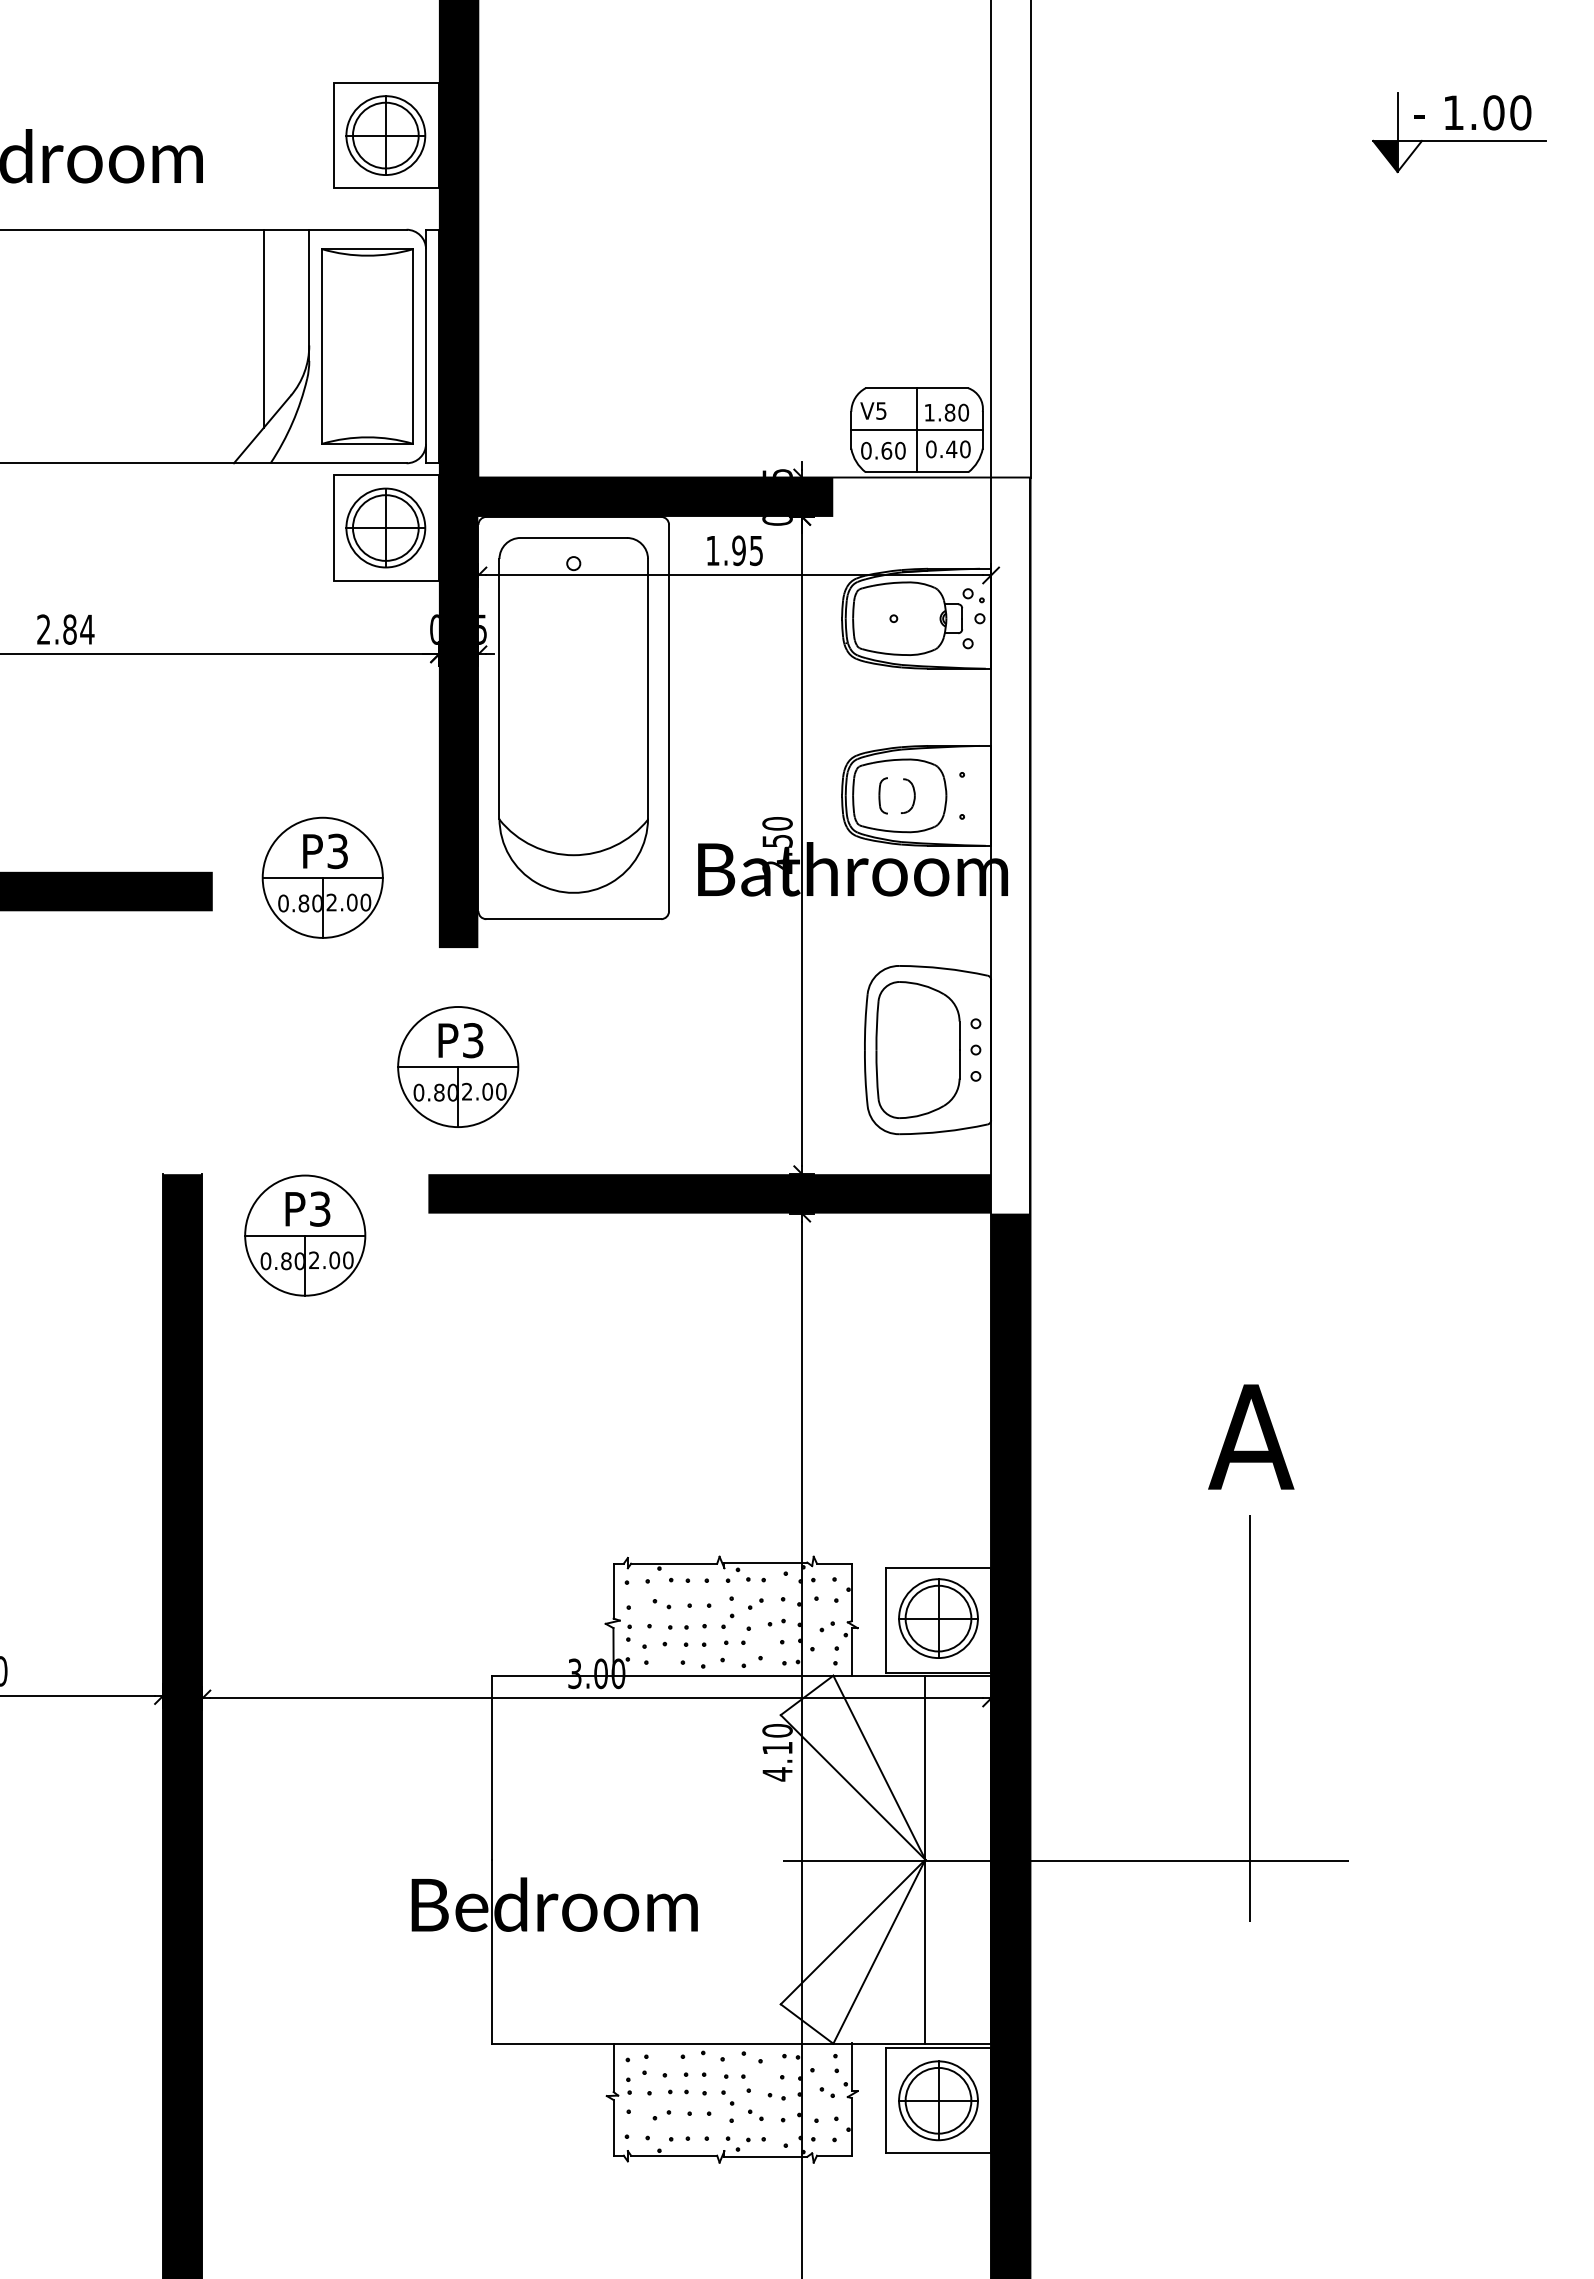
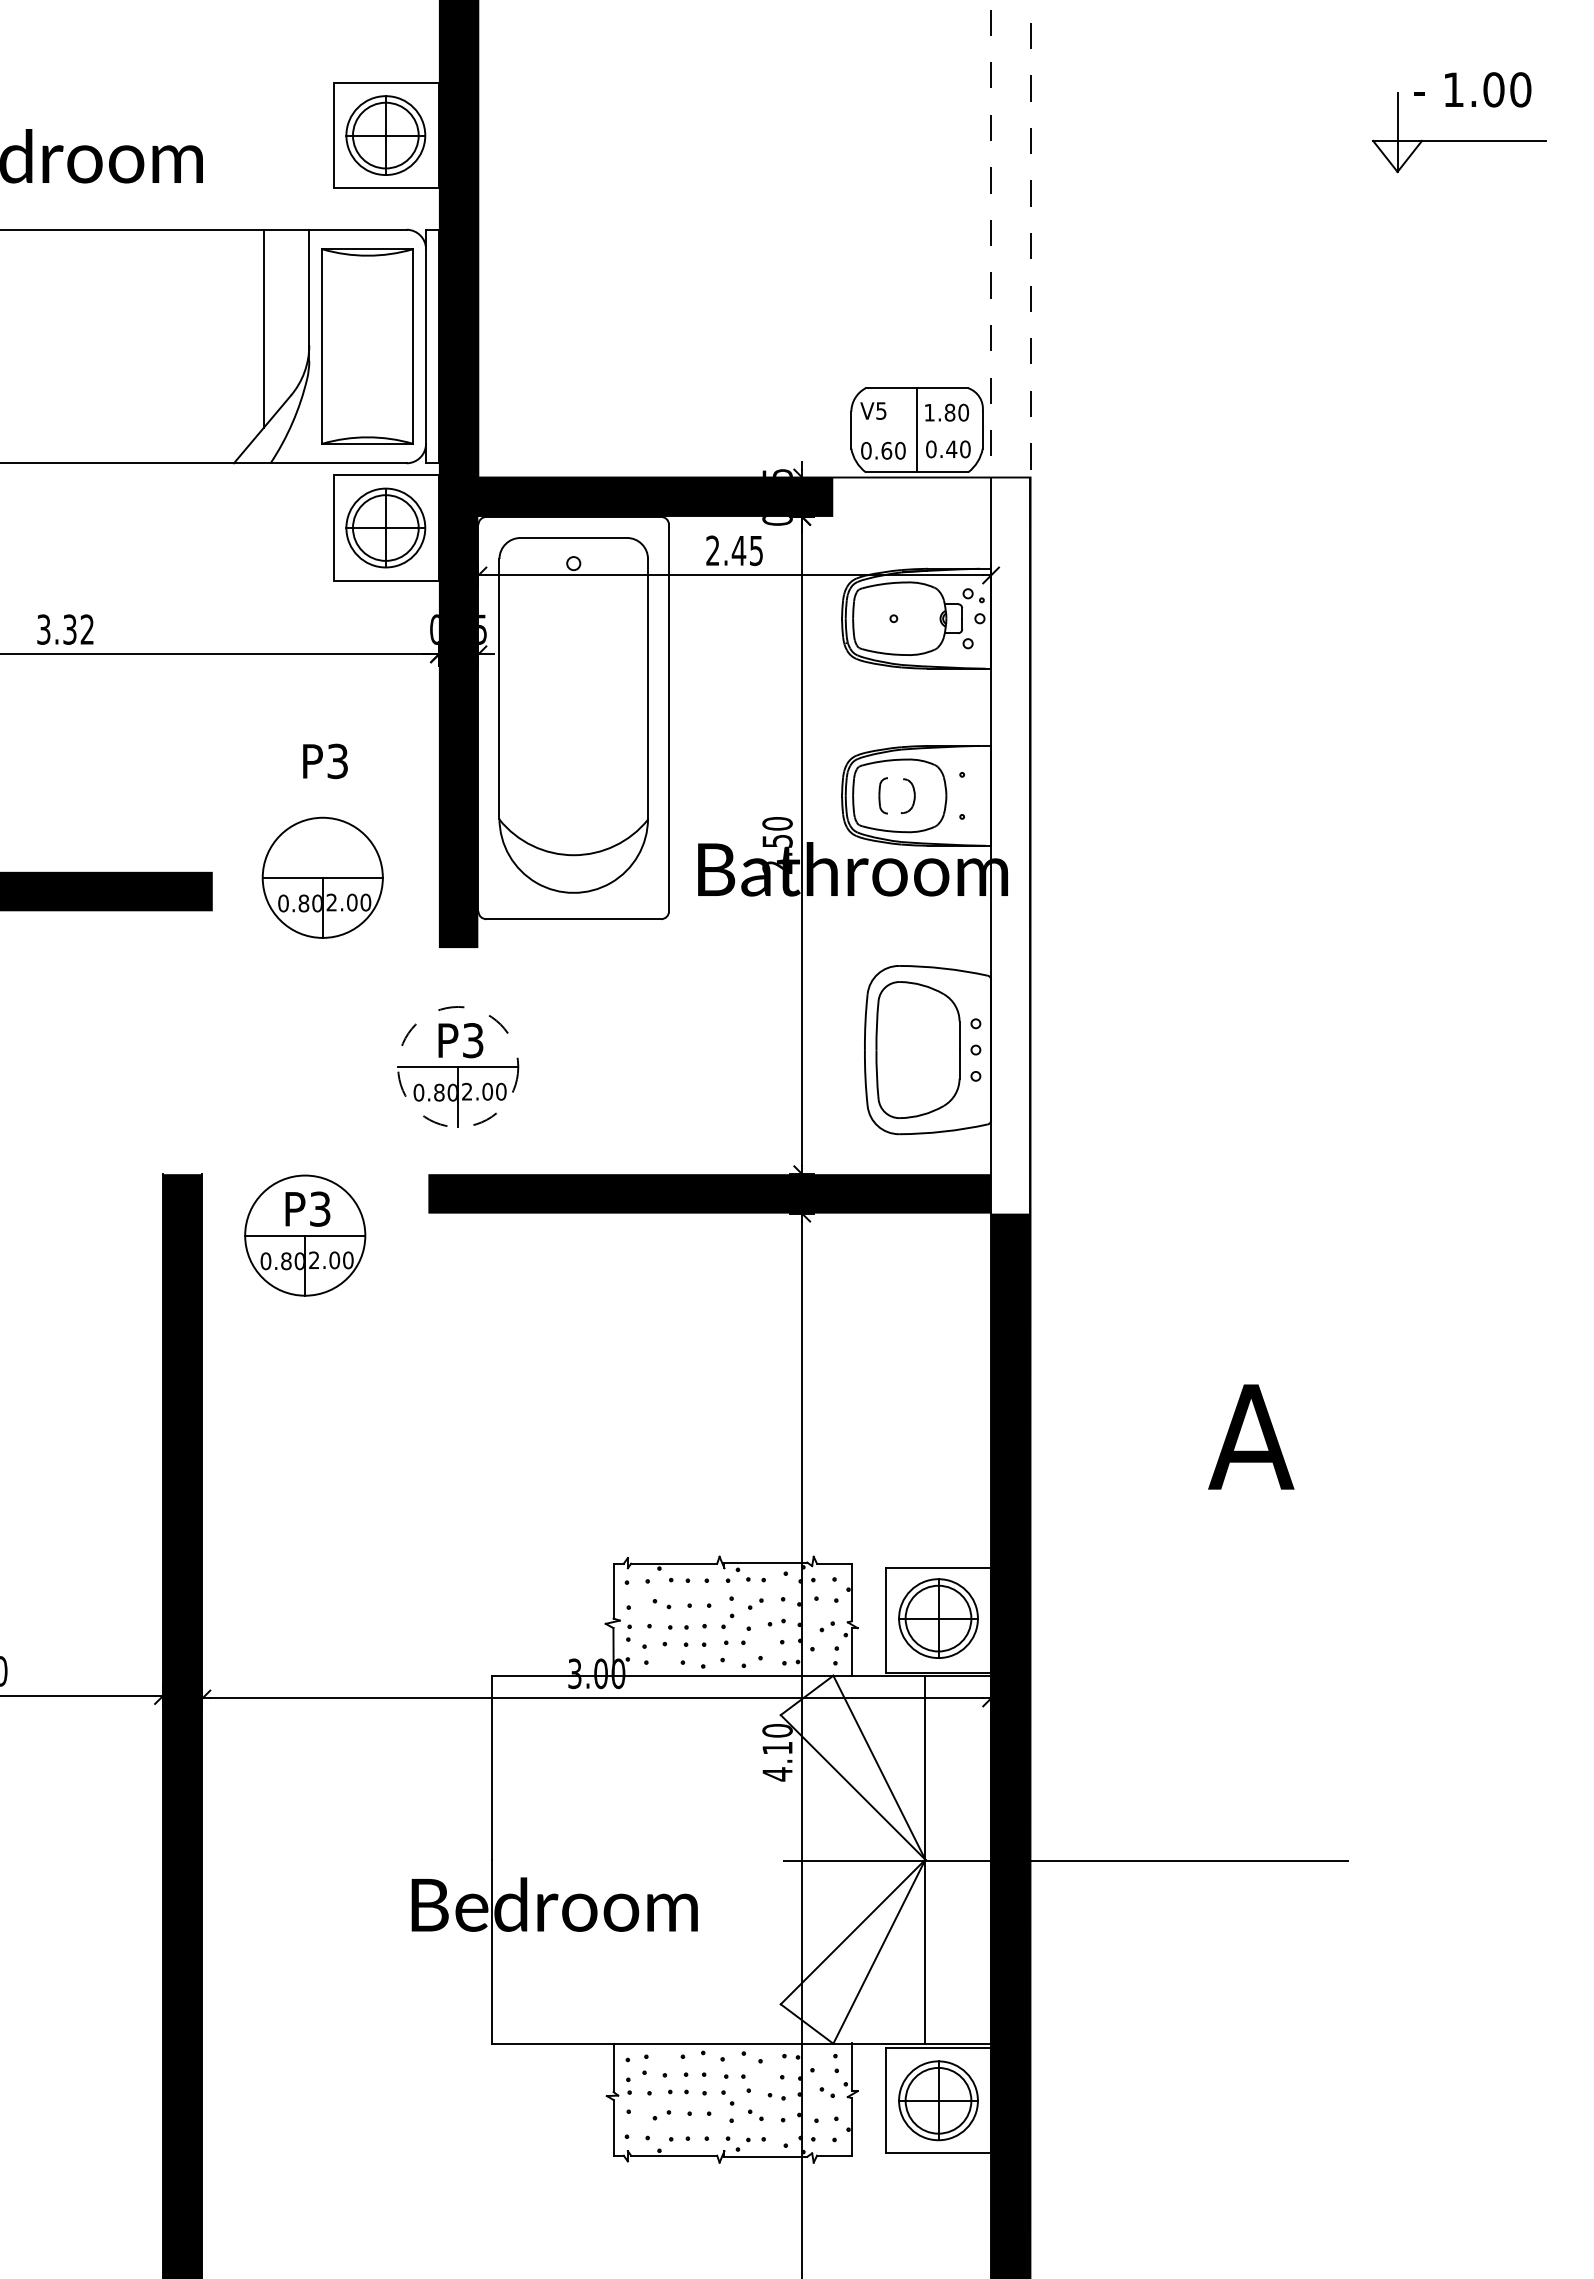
text position: (1472, 112) -> (1472, 89) (1472, 89)
fill: present -> none (1385, 155)
line: solid -> dashed (991, 239)
line: solid -> dashed (1030, 239)
line: present -> none (916, 430)
text: 1.95 -> 2.45 (726, 550)
text: 2.84 -> 3.32 (65, 629)
text position: (325, 851) -> (325, 761) (325, 761)
circle: solid -> dashed (458, 1066)
line: present -> none (1249, 1718)
